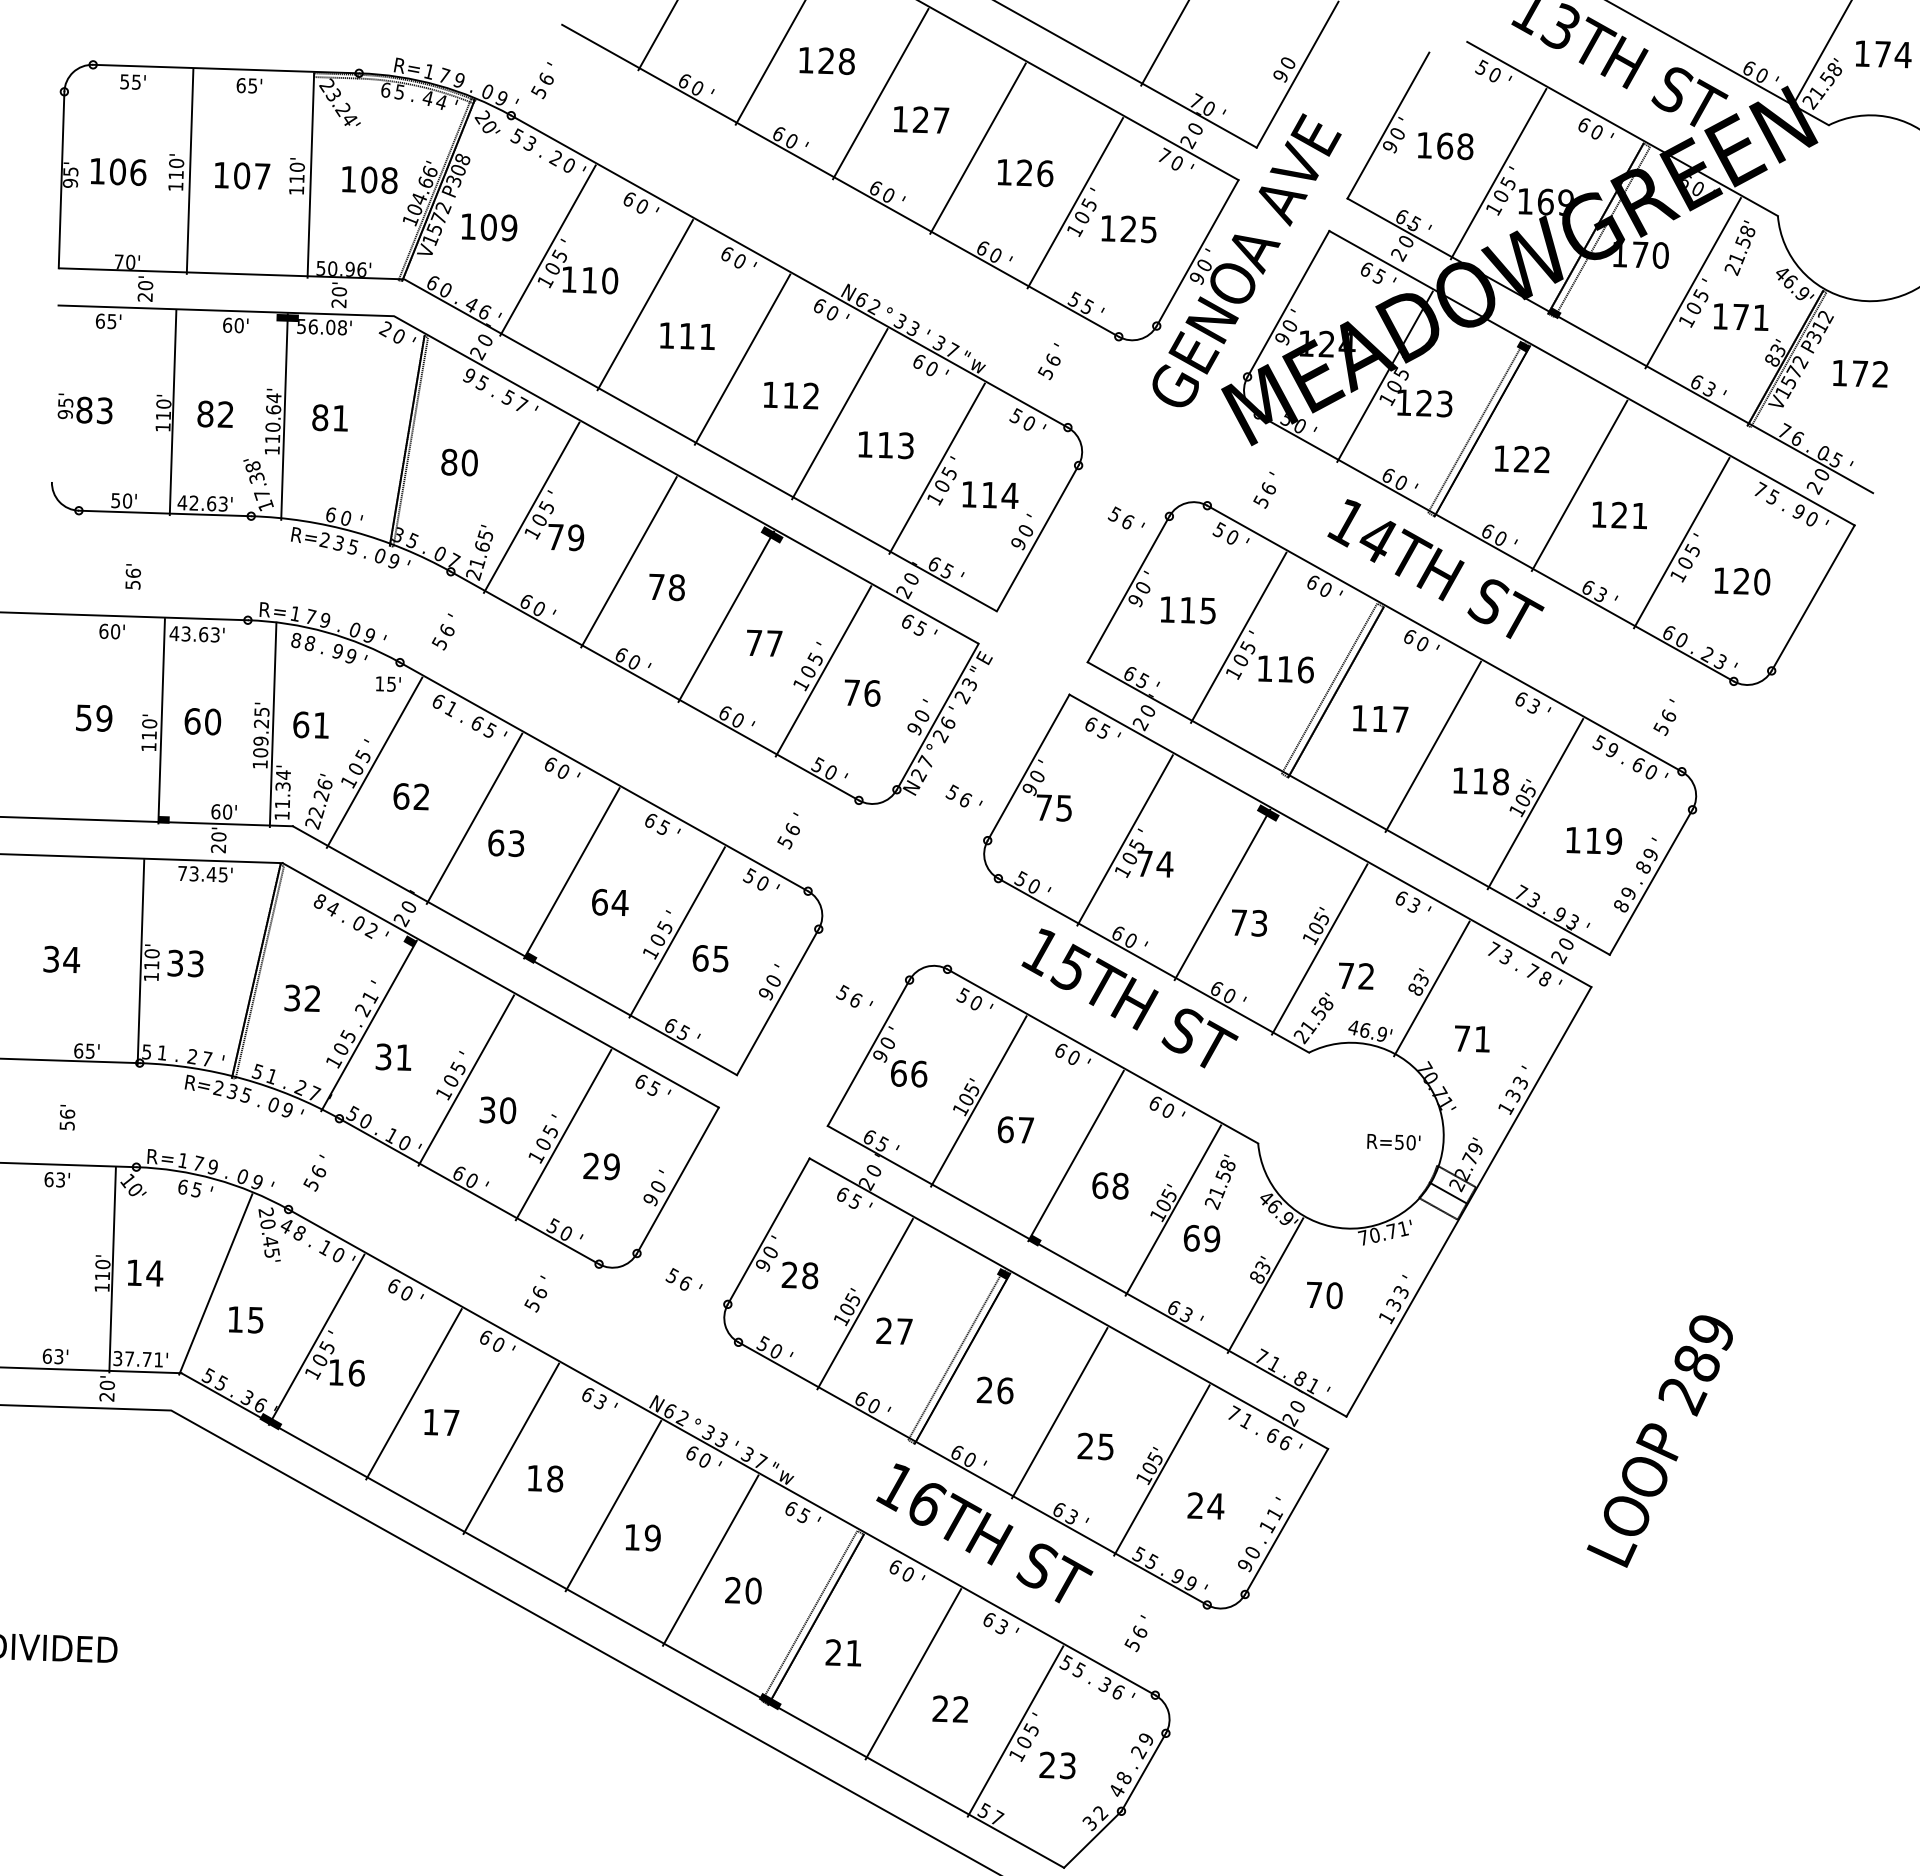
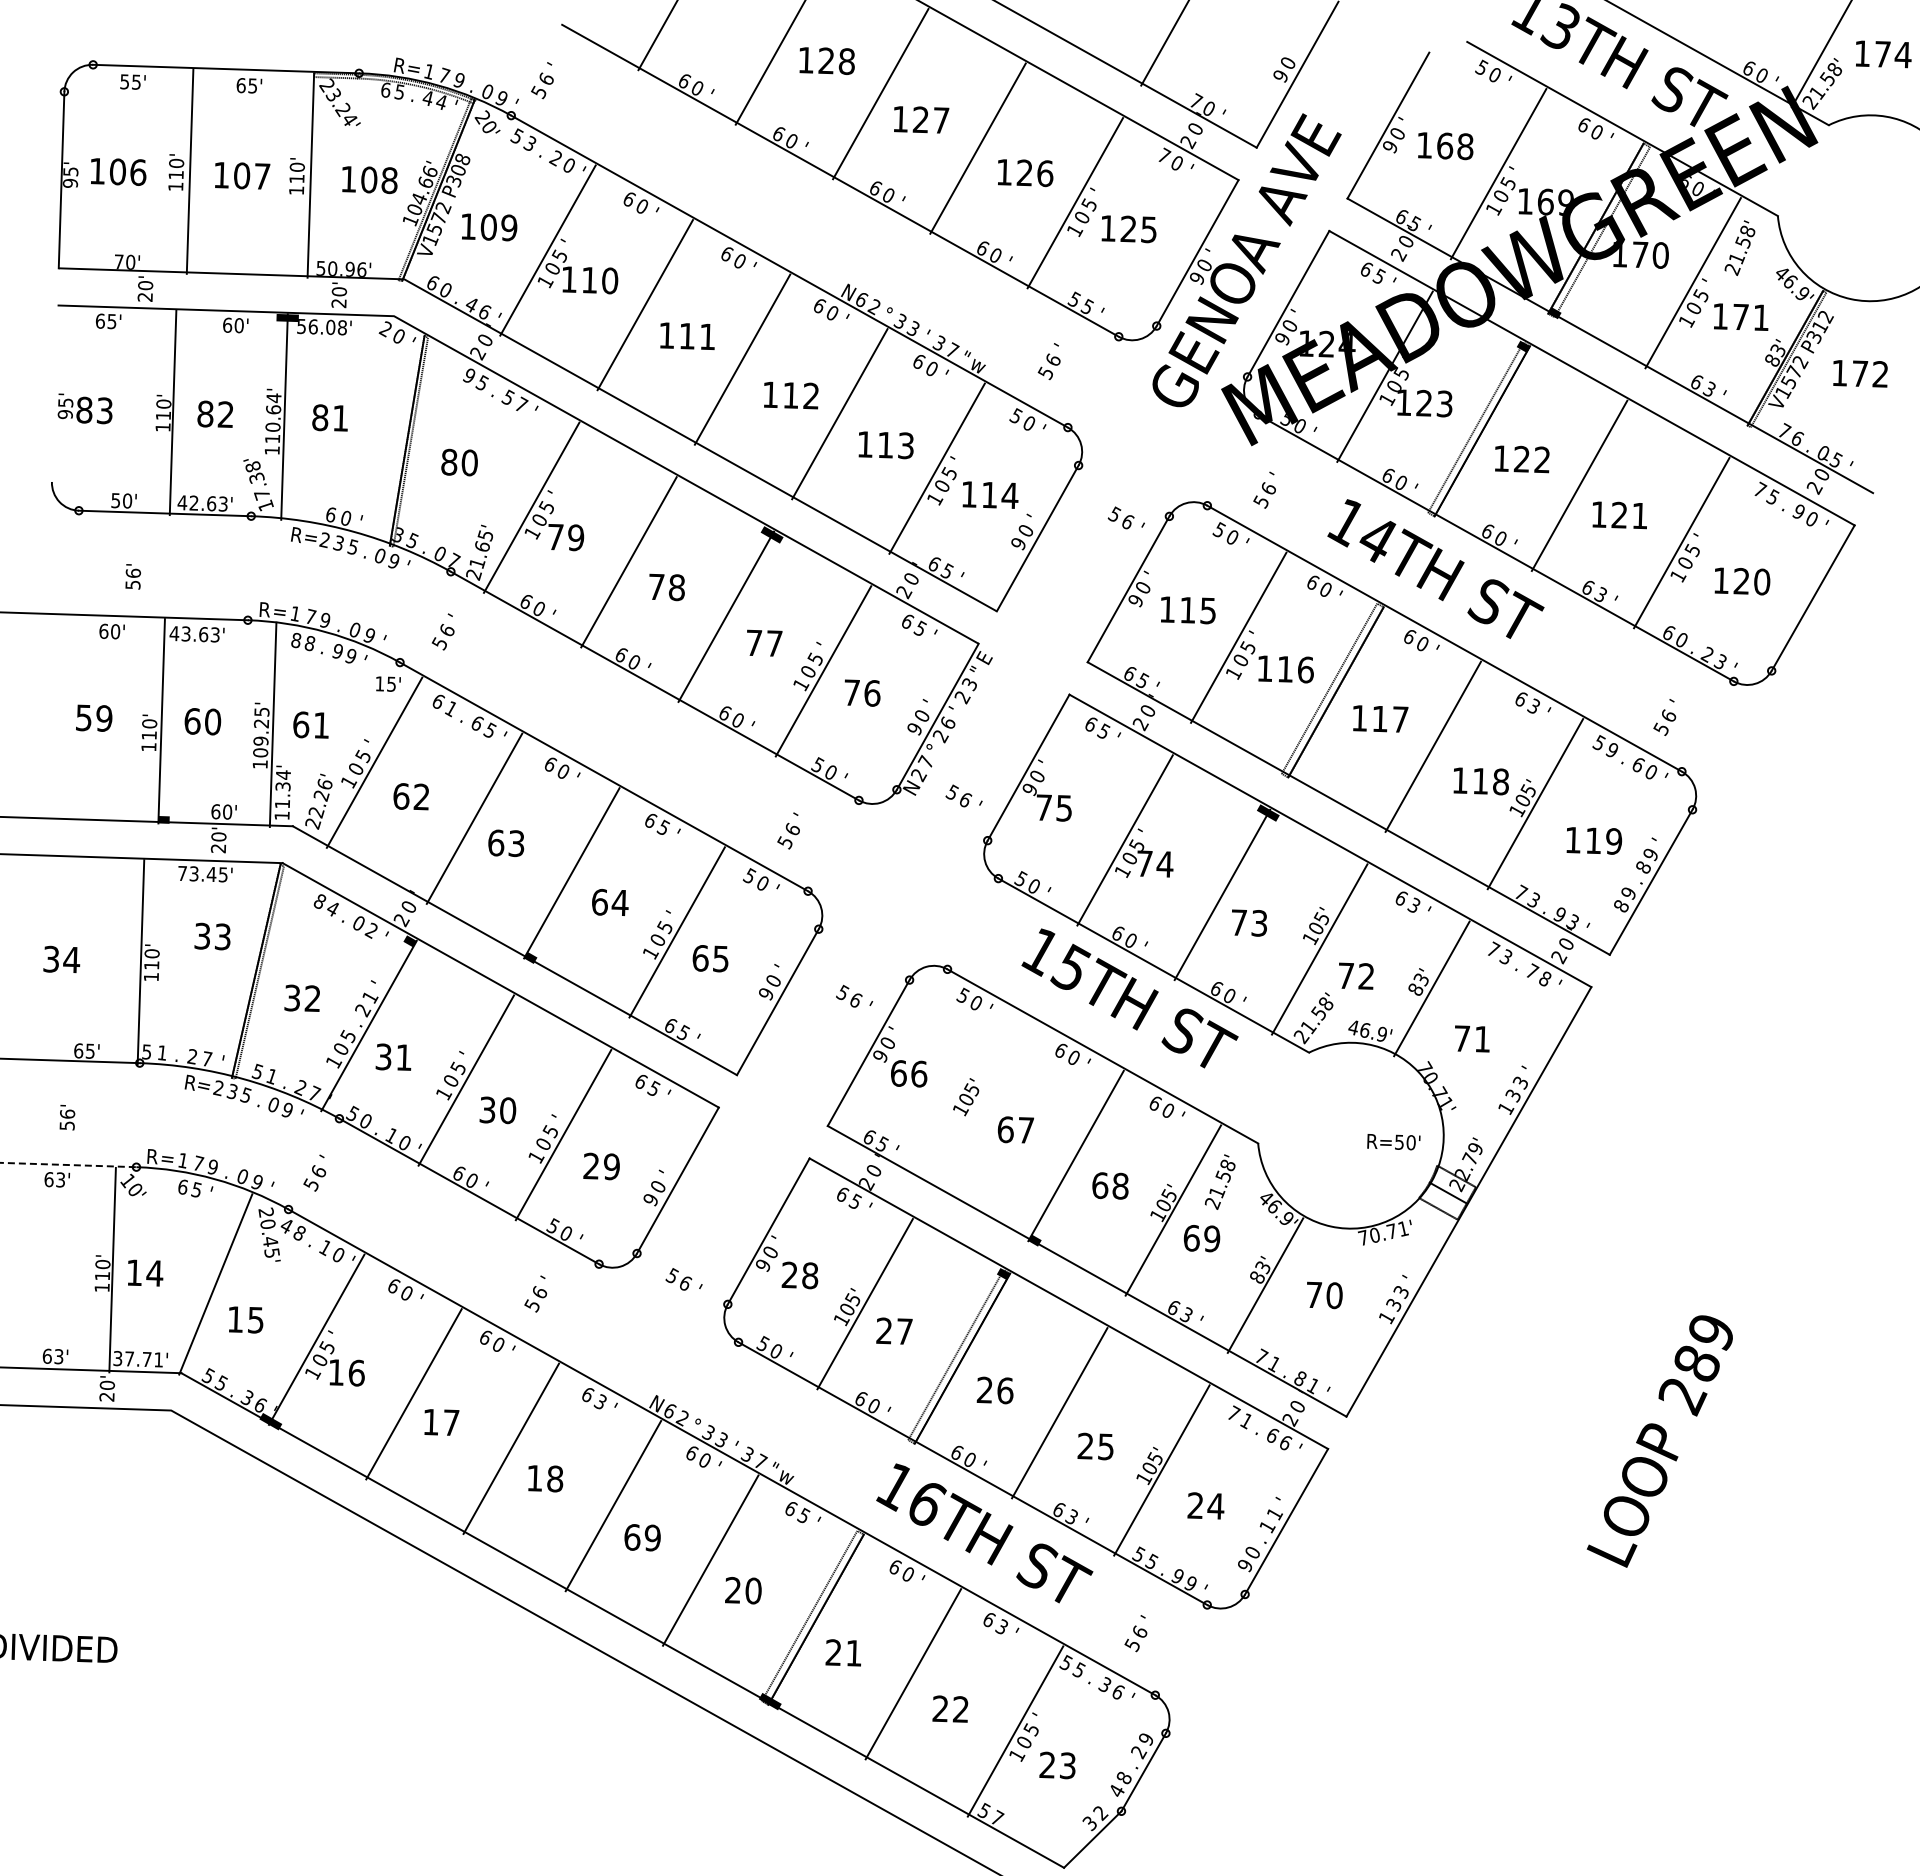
text position: (185, 963) -> (212, 936) (212, 936)
line: present -> none (978, 1101)
line: solid -> dashed (68, 1165)
text: 19 -> 69 (632, 1537)
